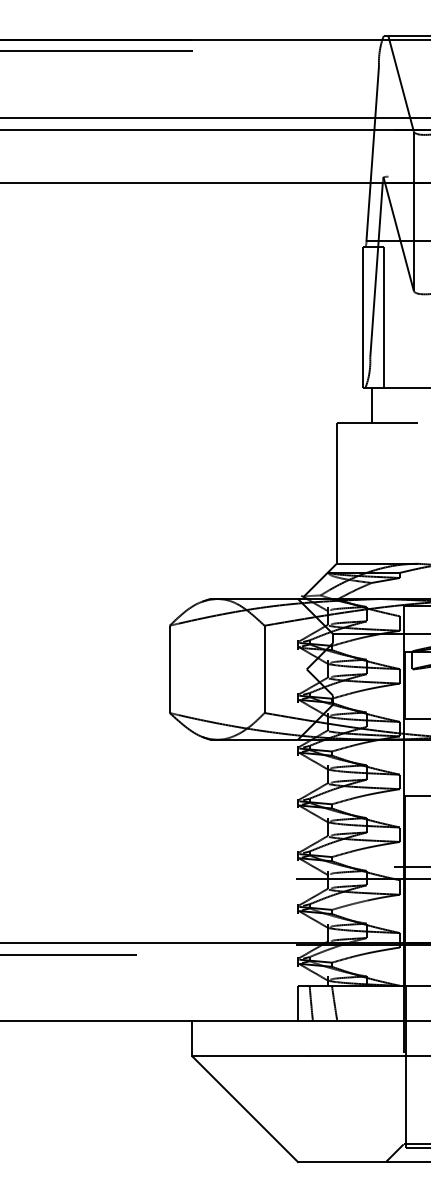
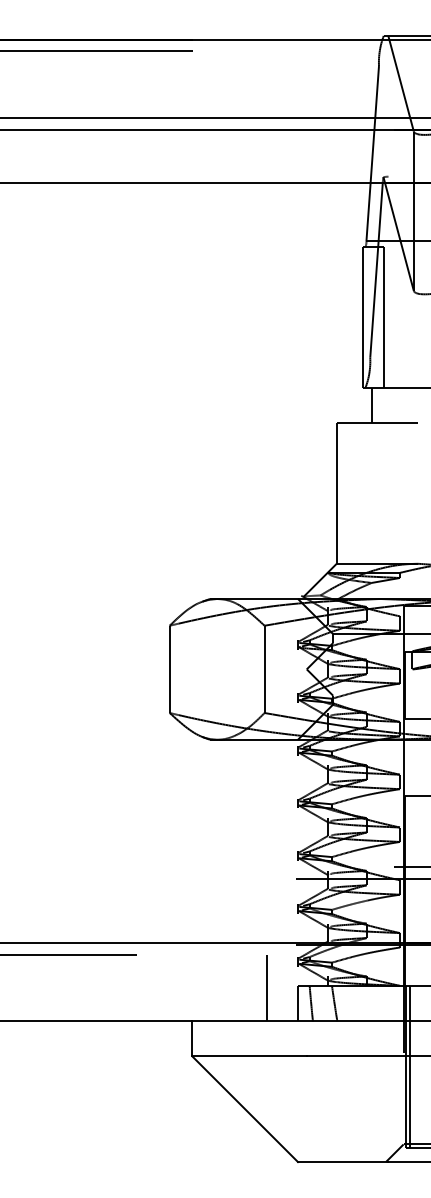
line: none -> present (267, 987)
line: none -> present (410, 1066)
